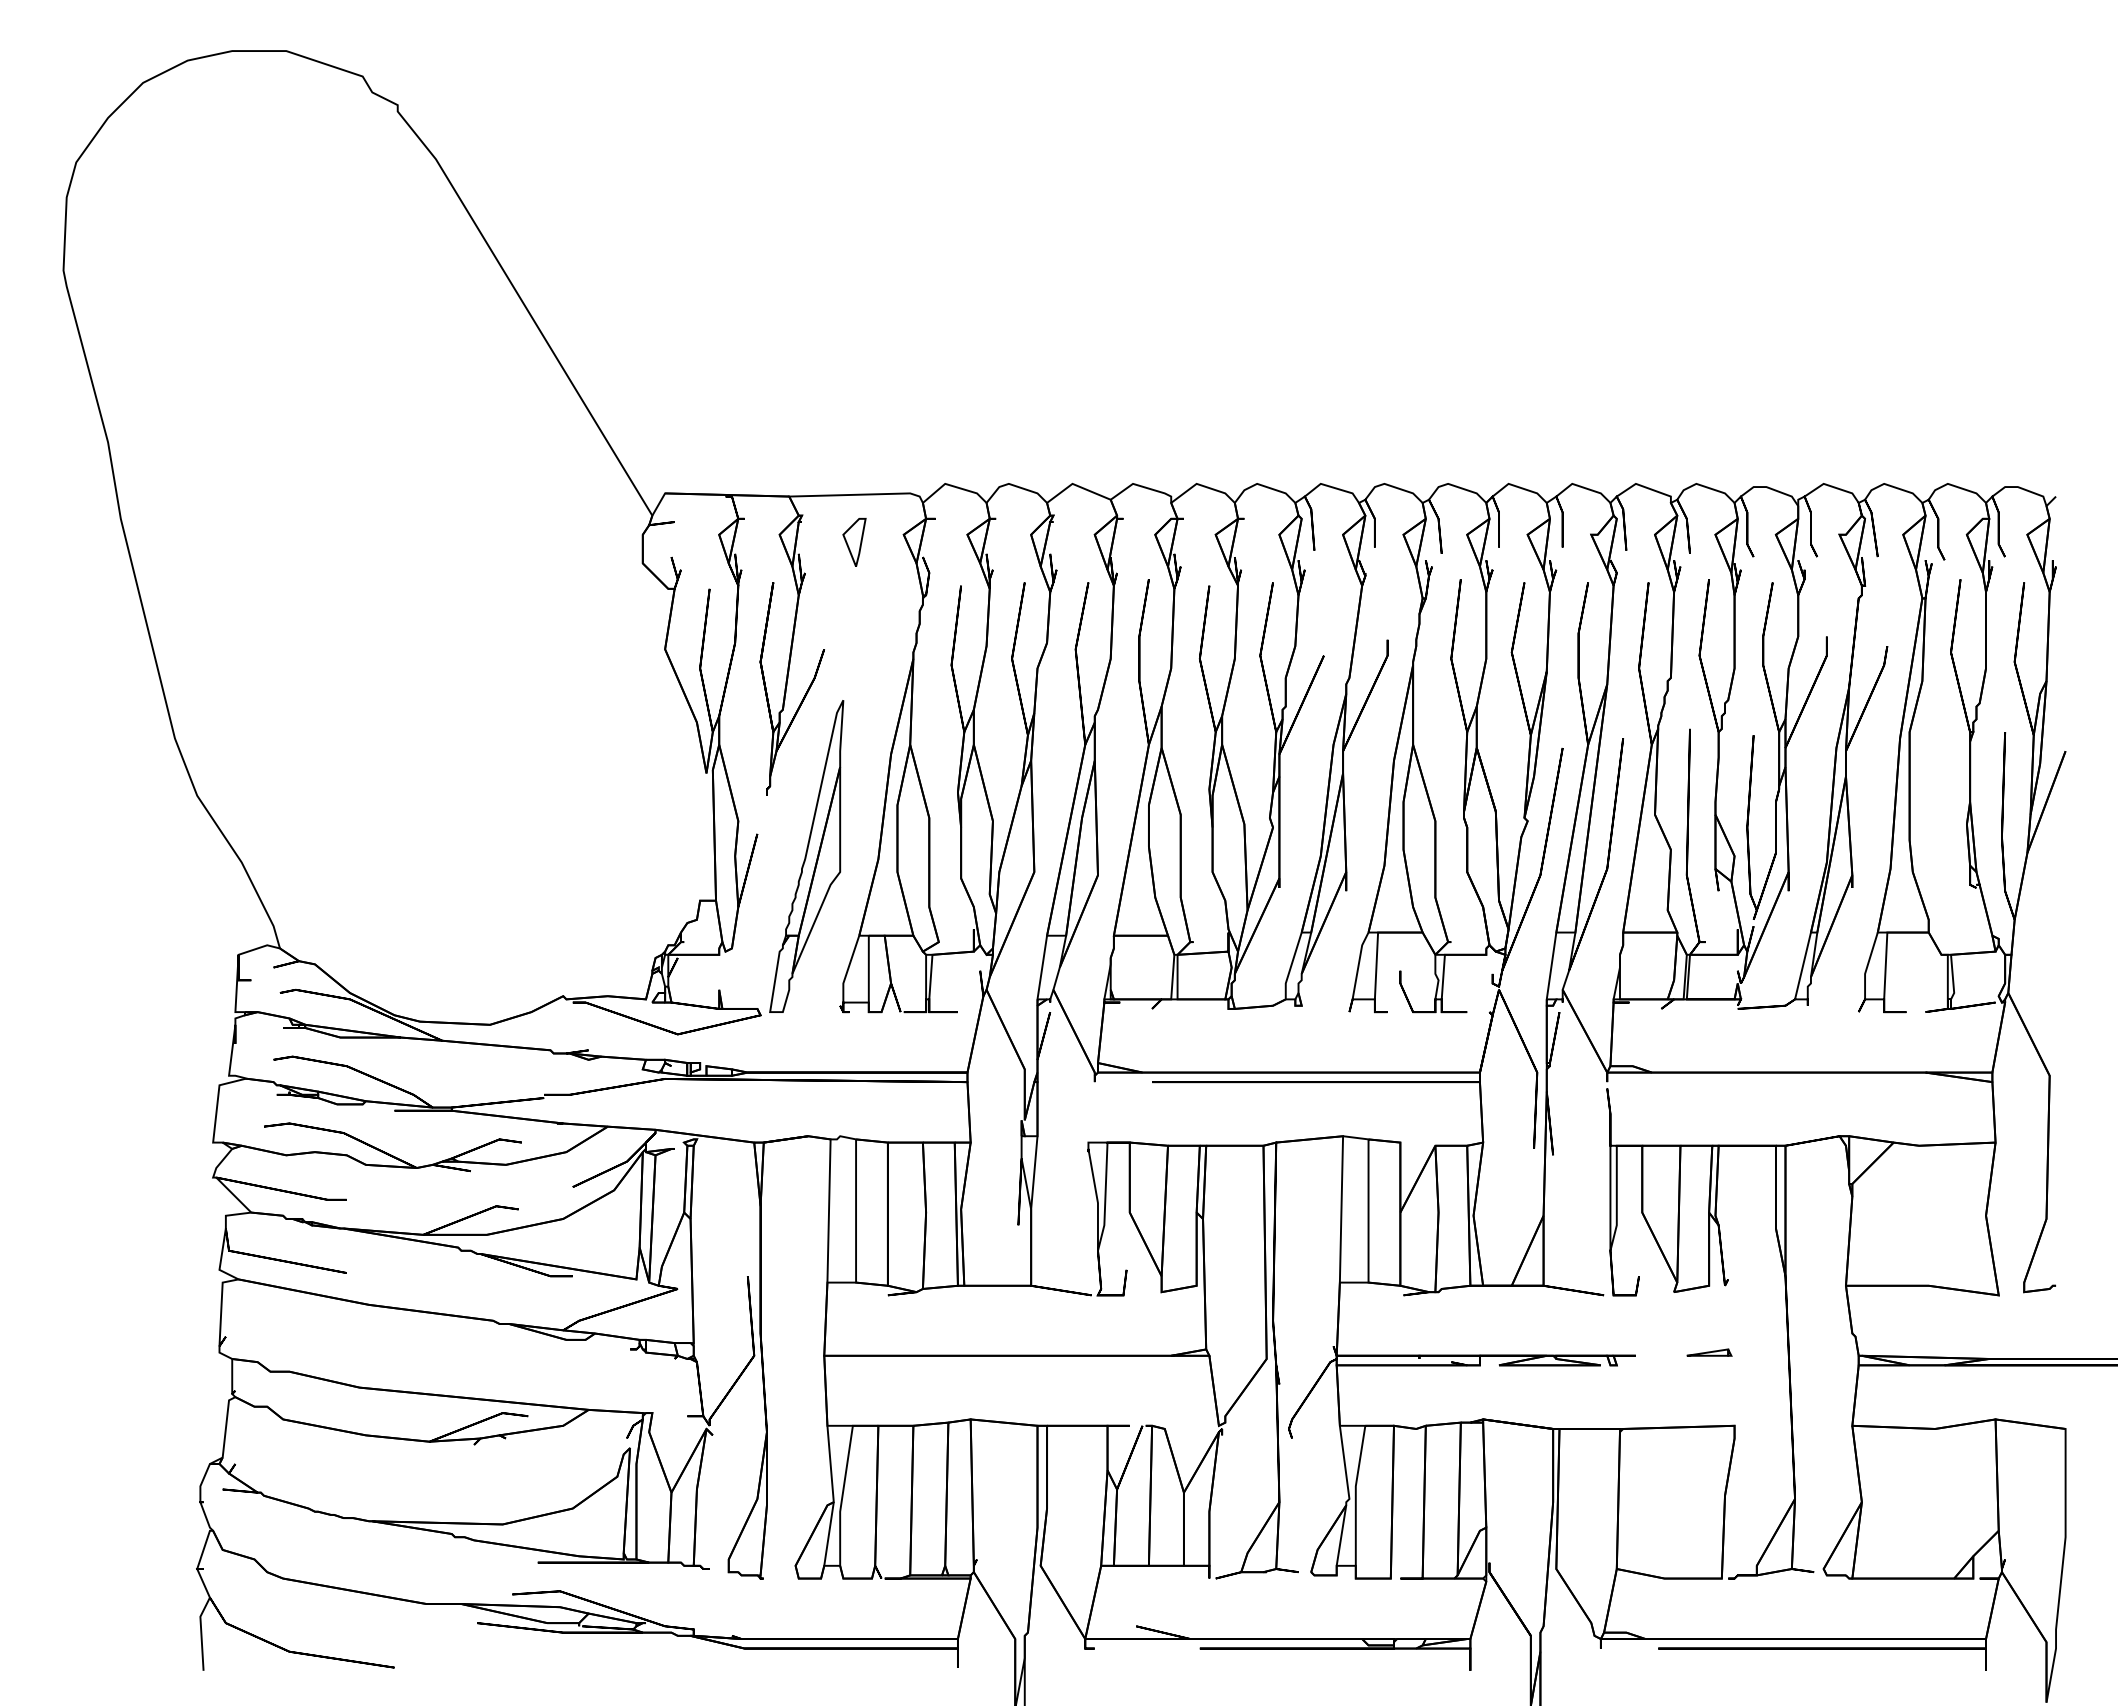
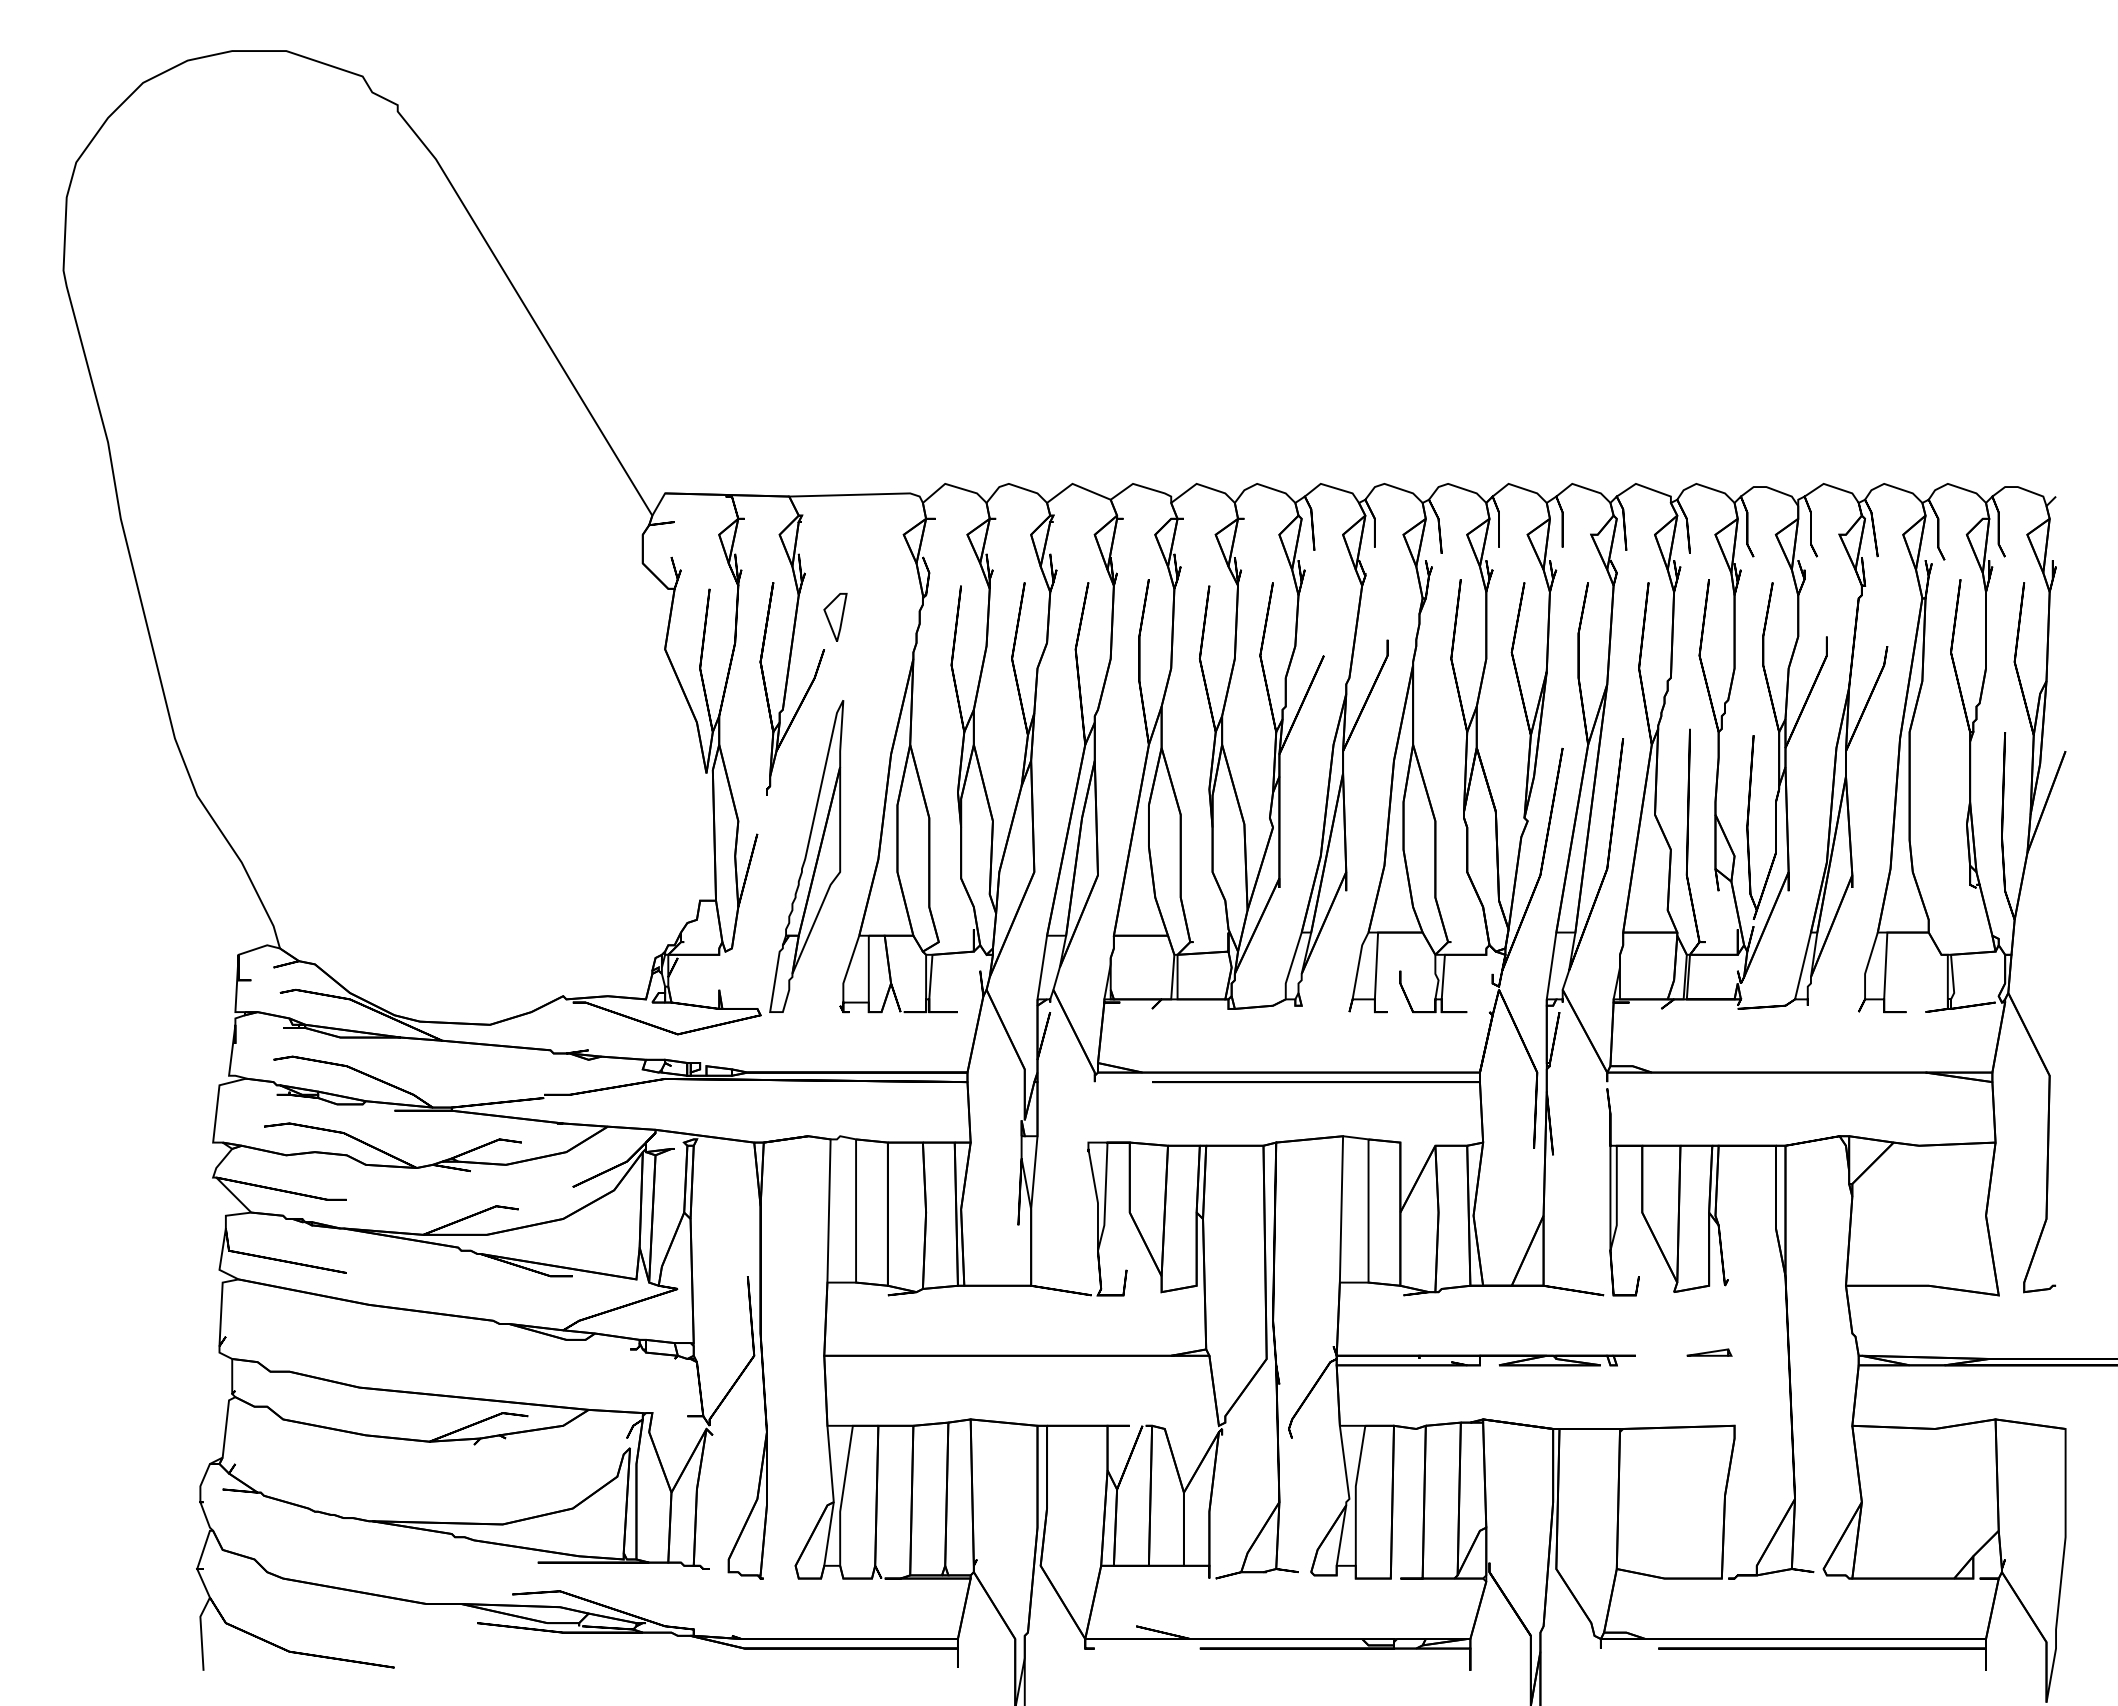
part position: (854, 542) -> (835, 617) (835, 617)
